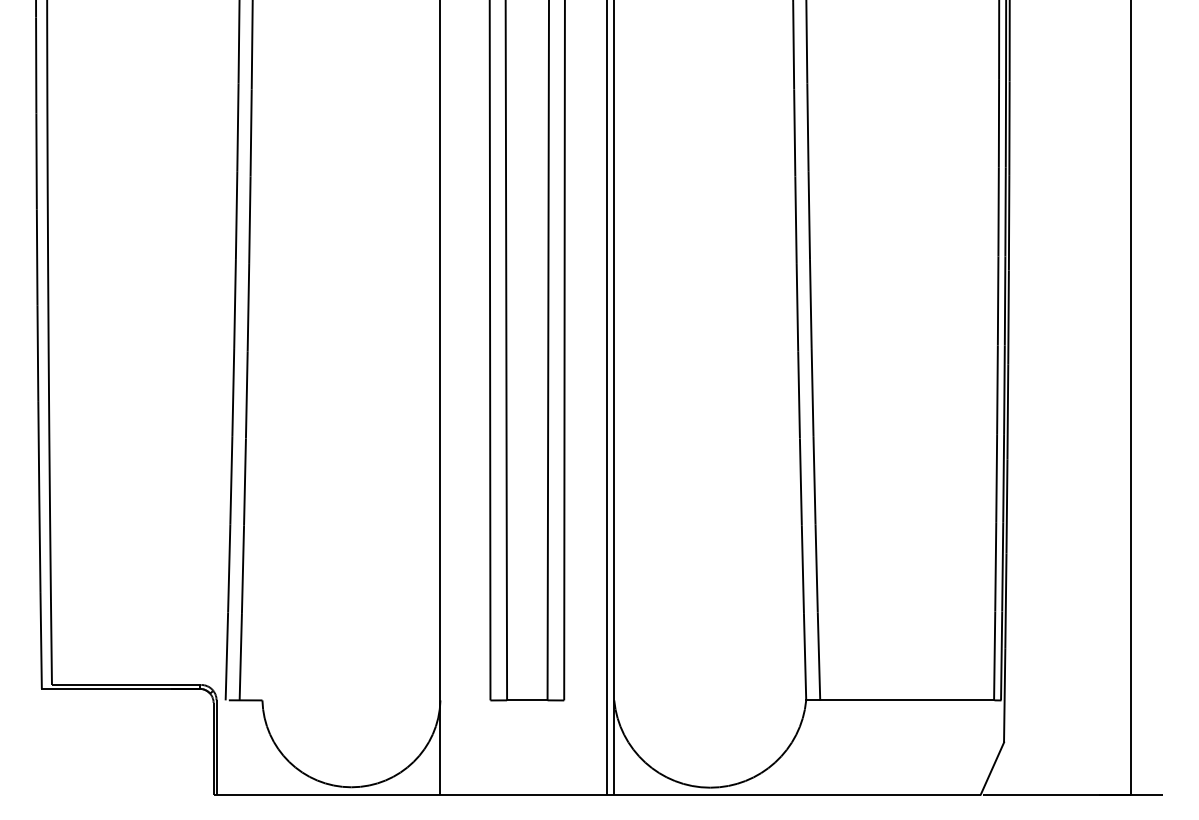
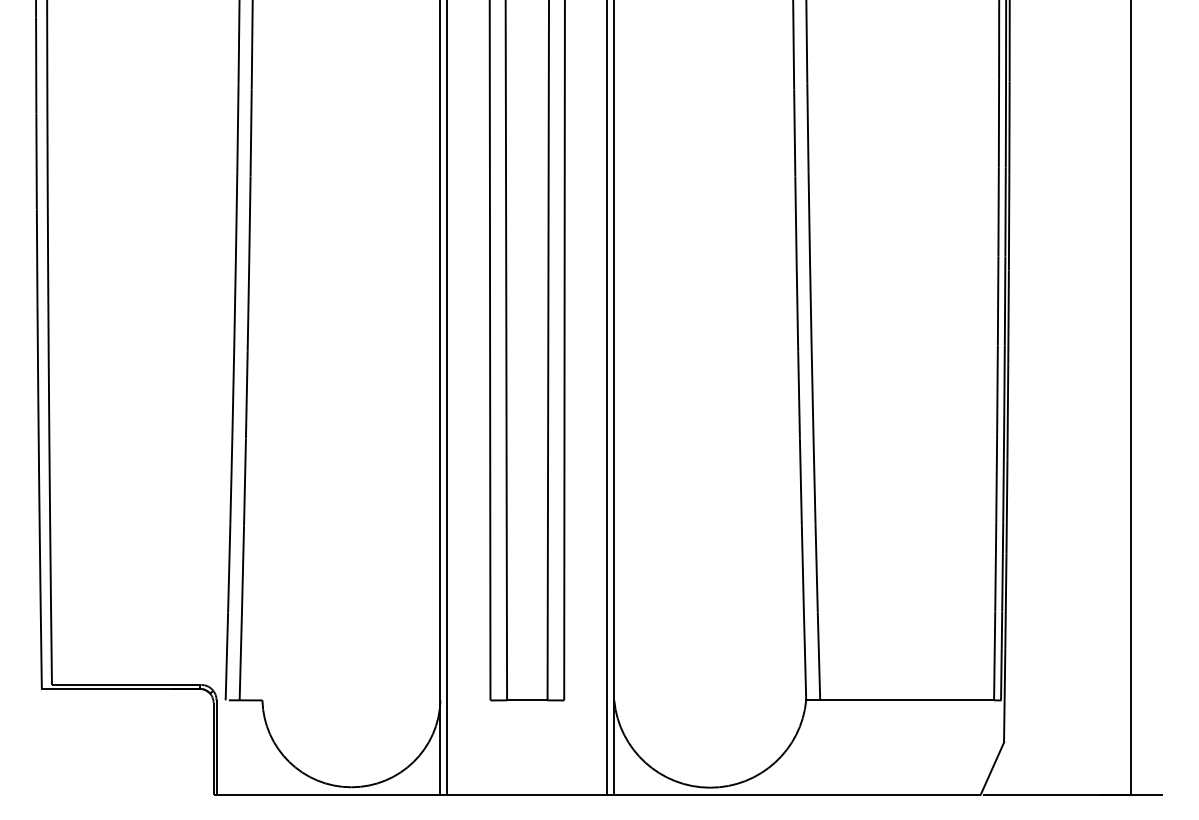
line: none -> present (447, 398)
